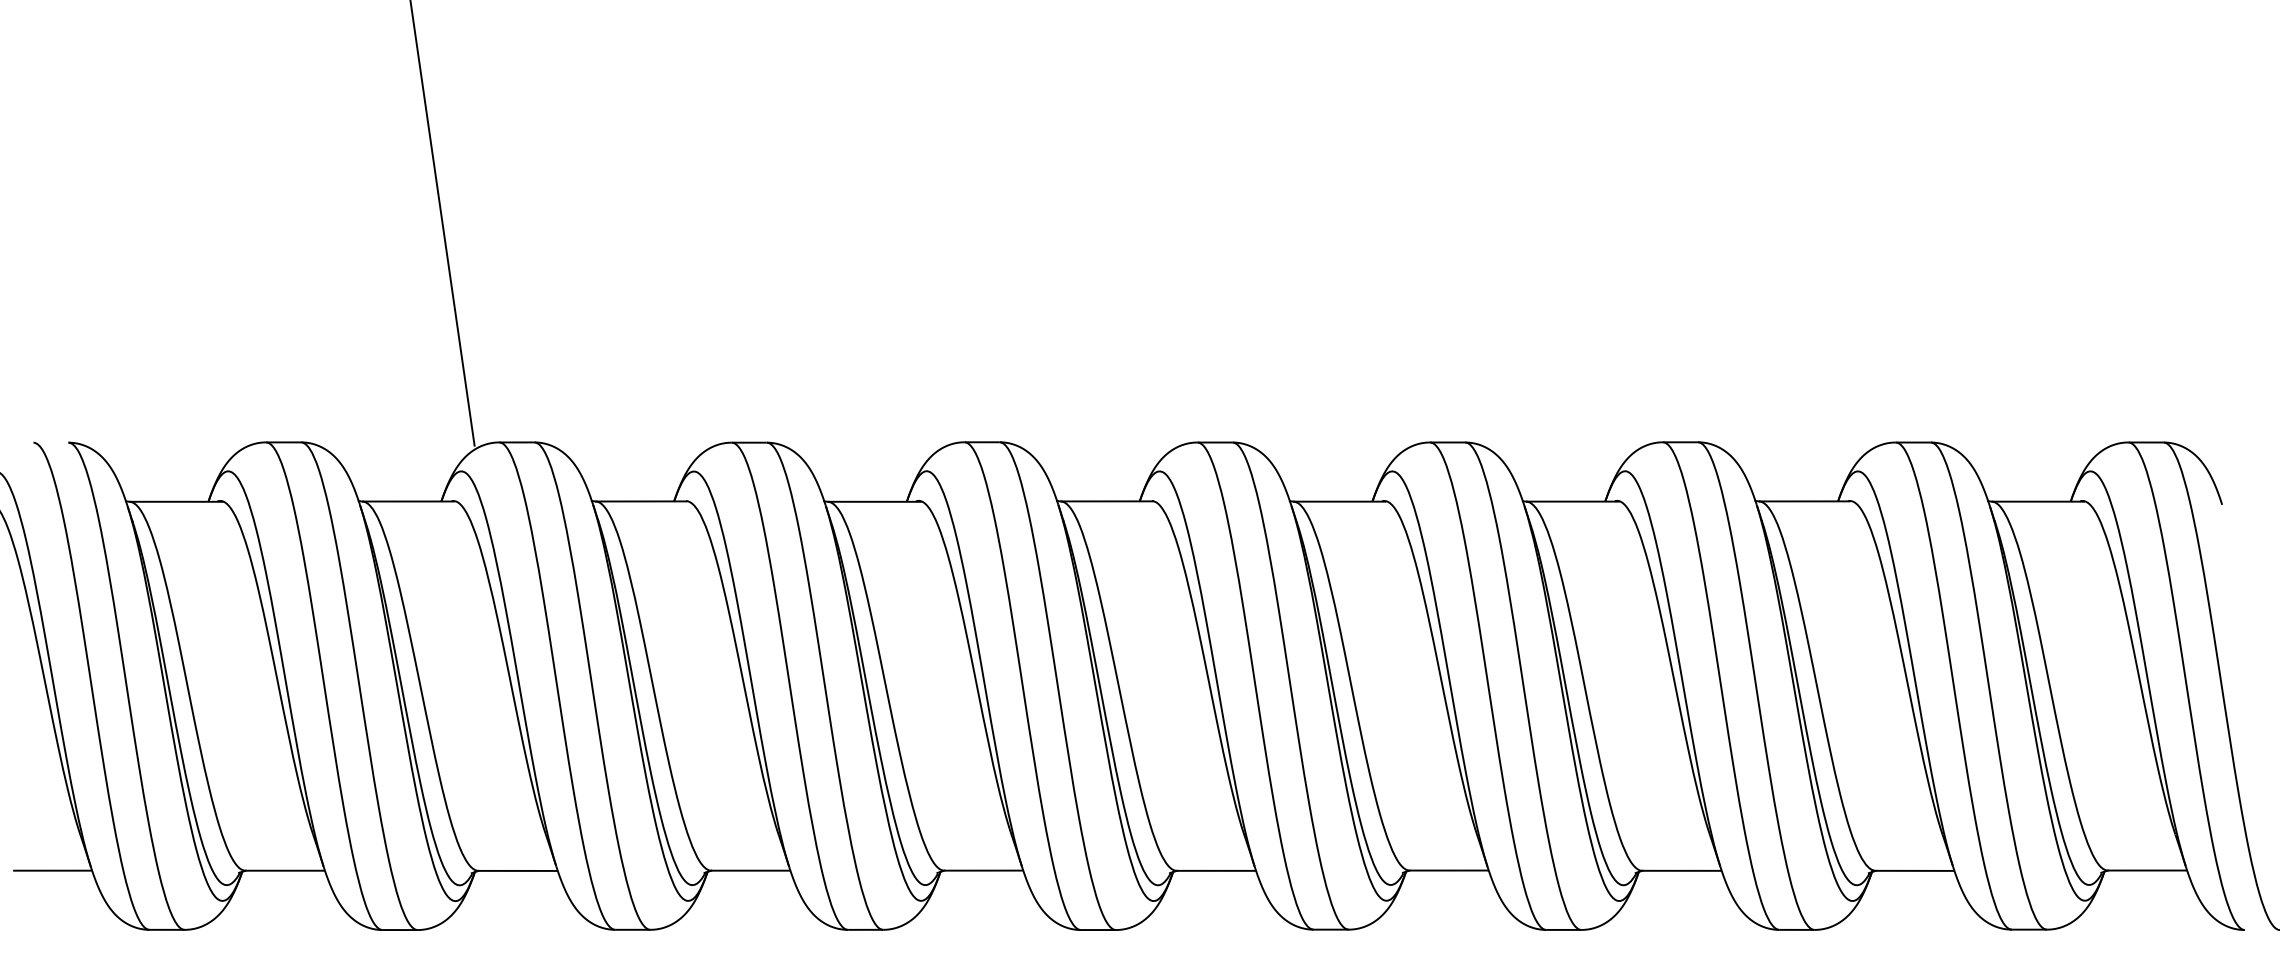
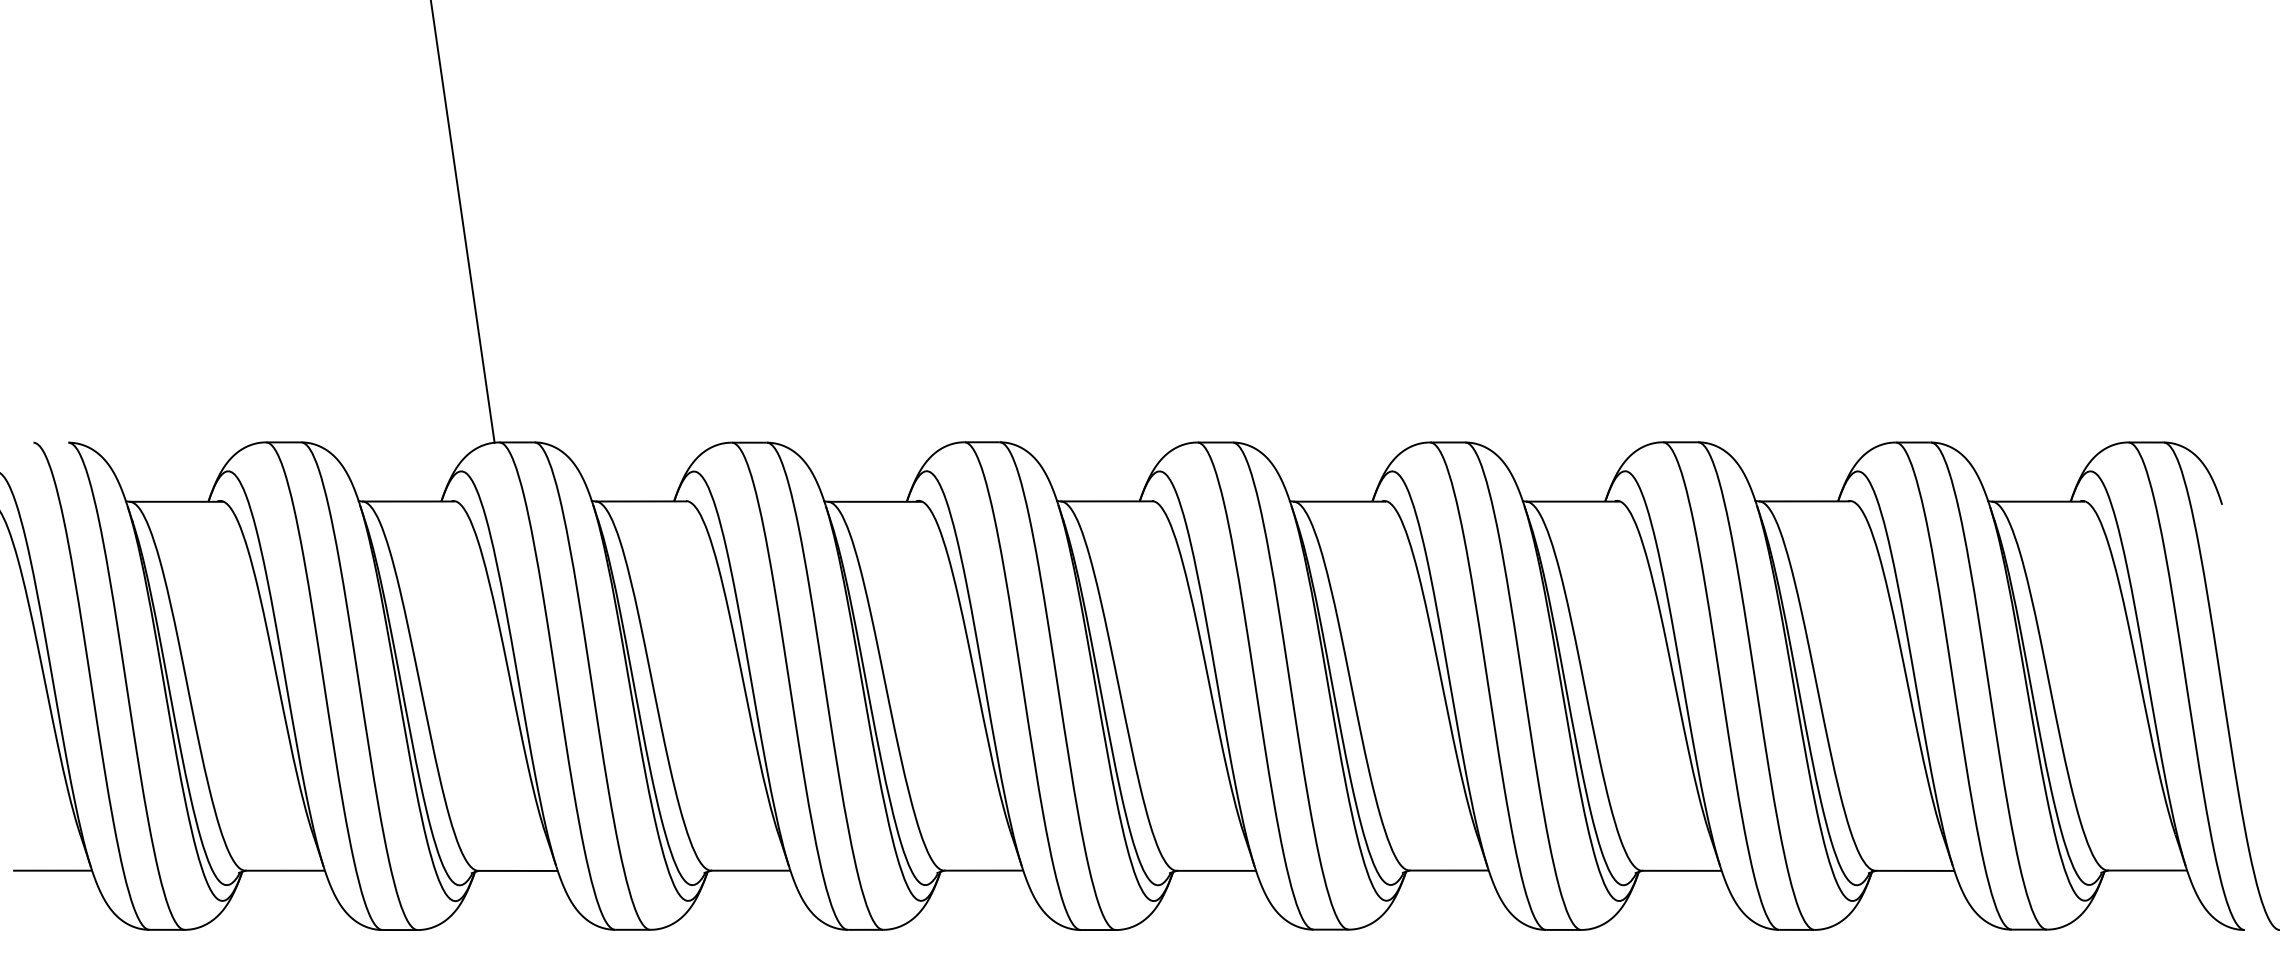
line position: (442, 223) -> (462, 222) (462, 222)
